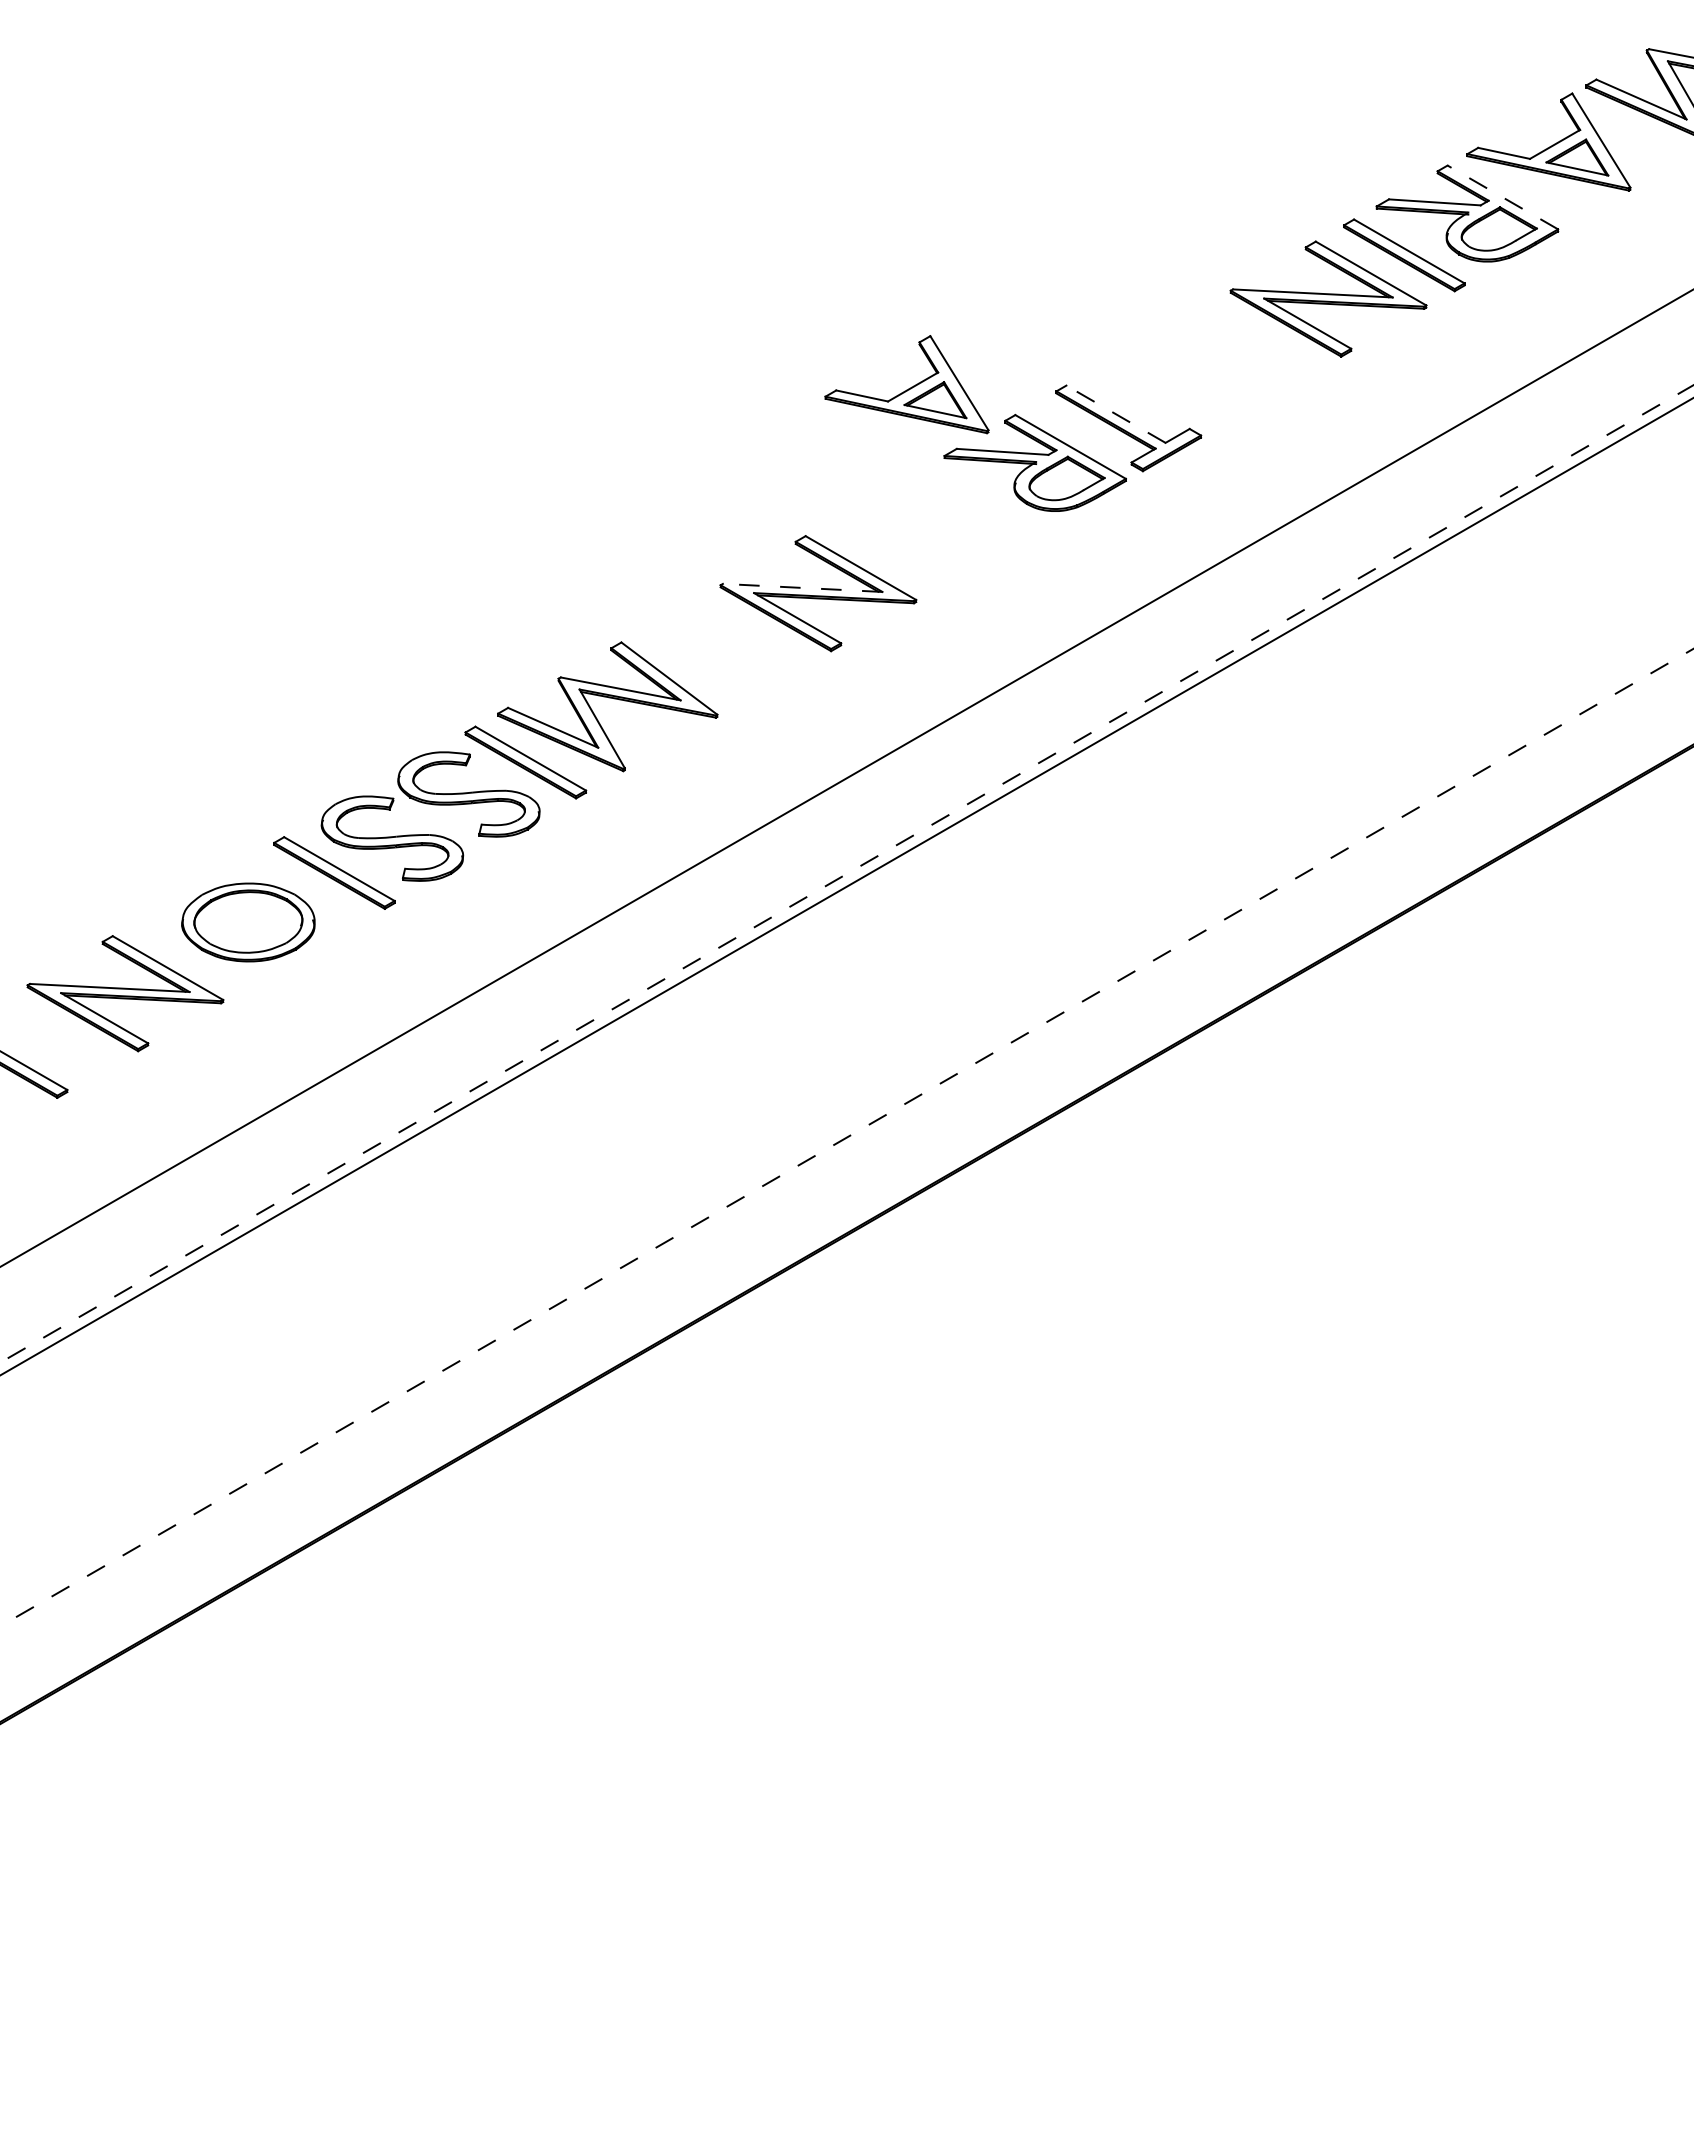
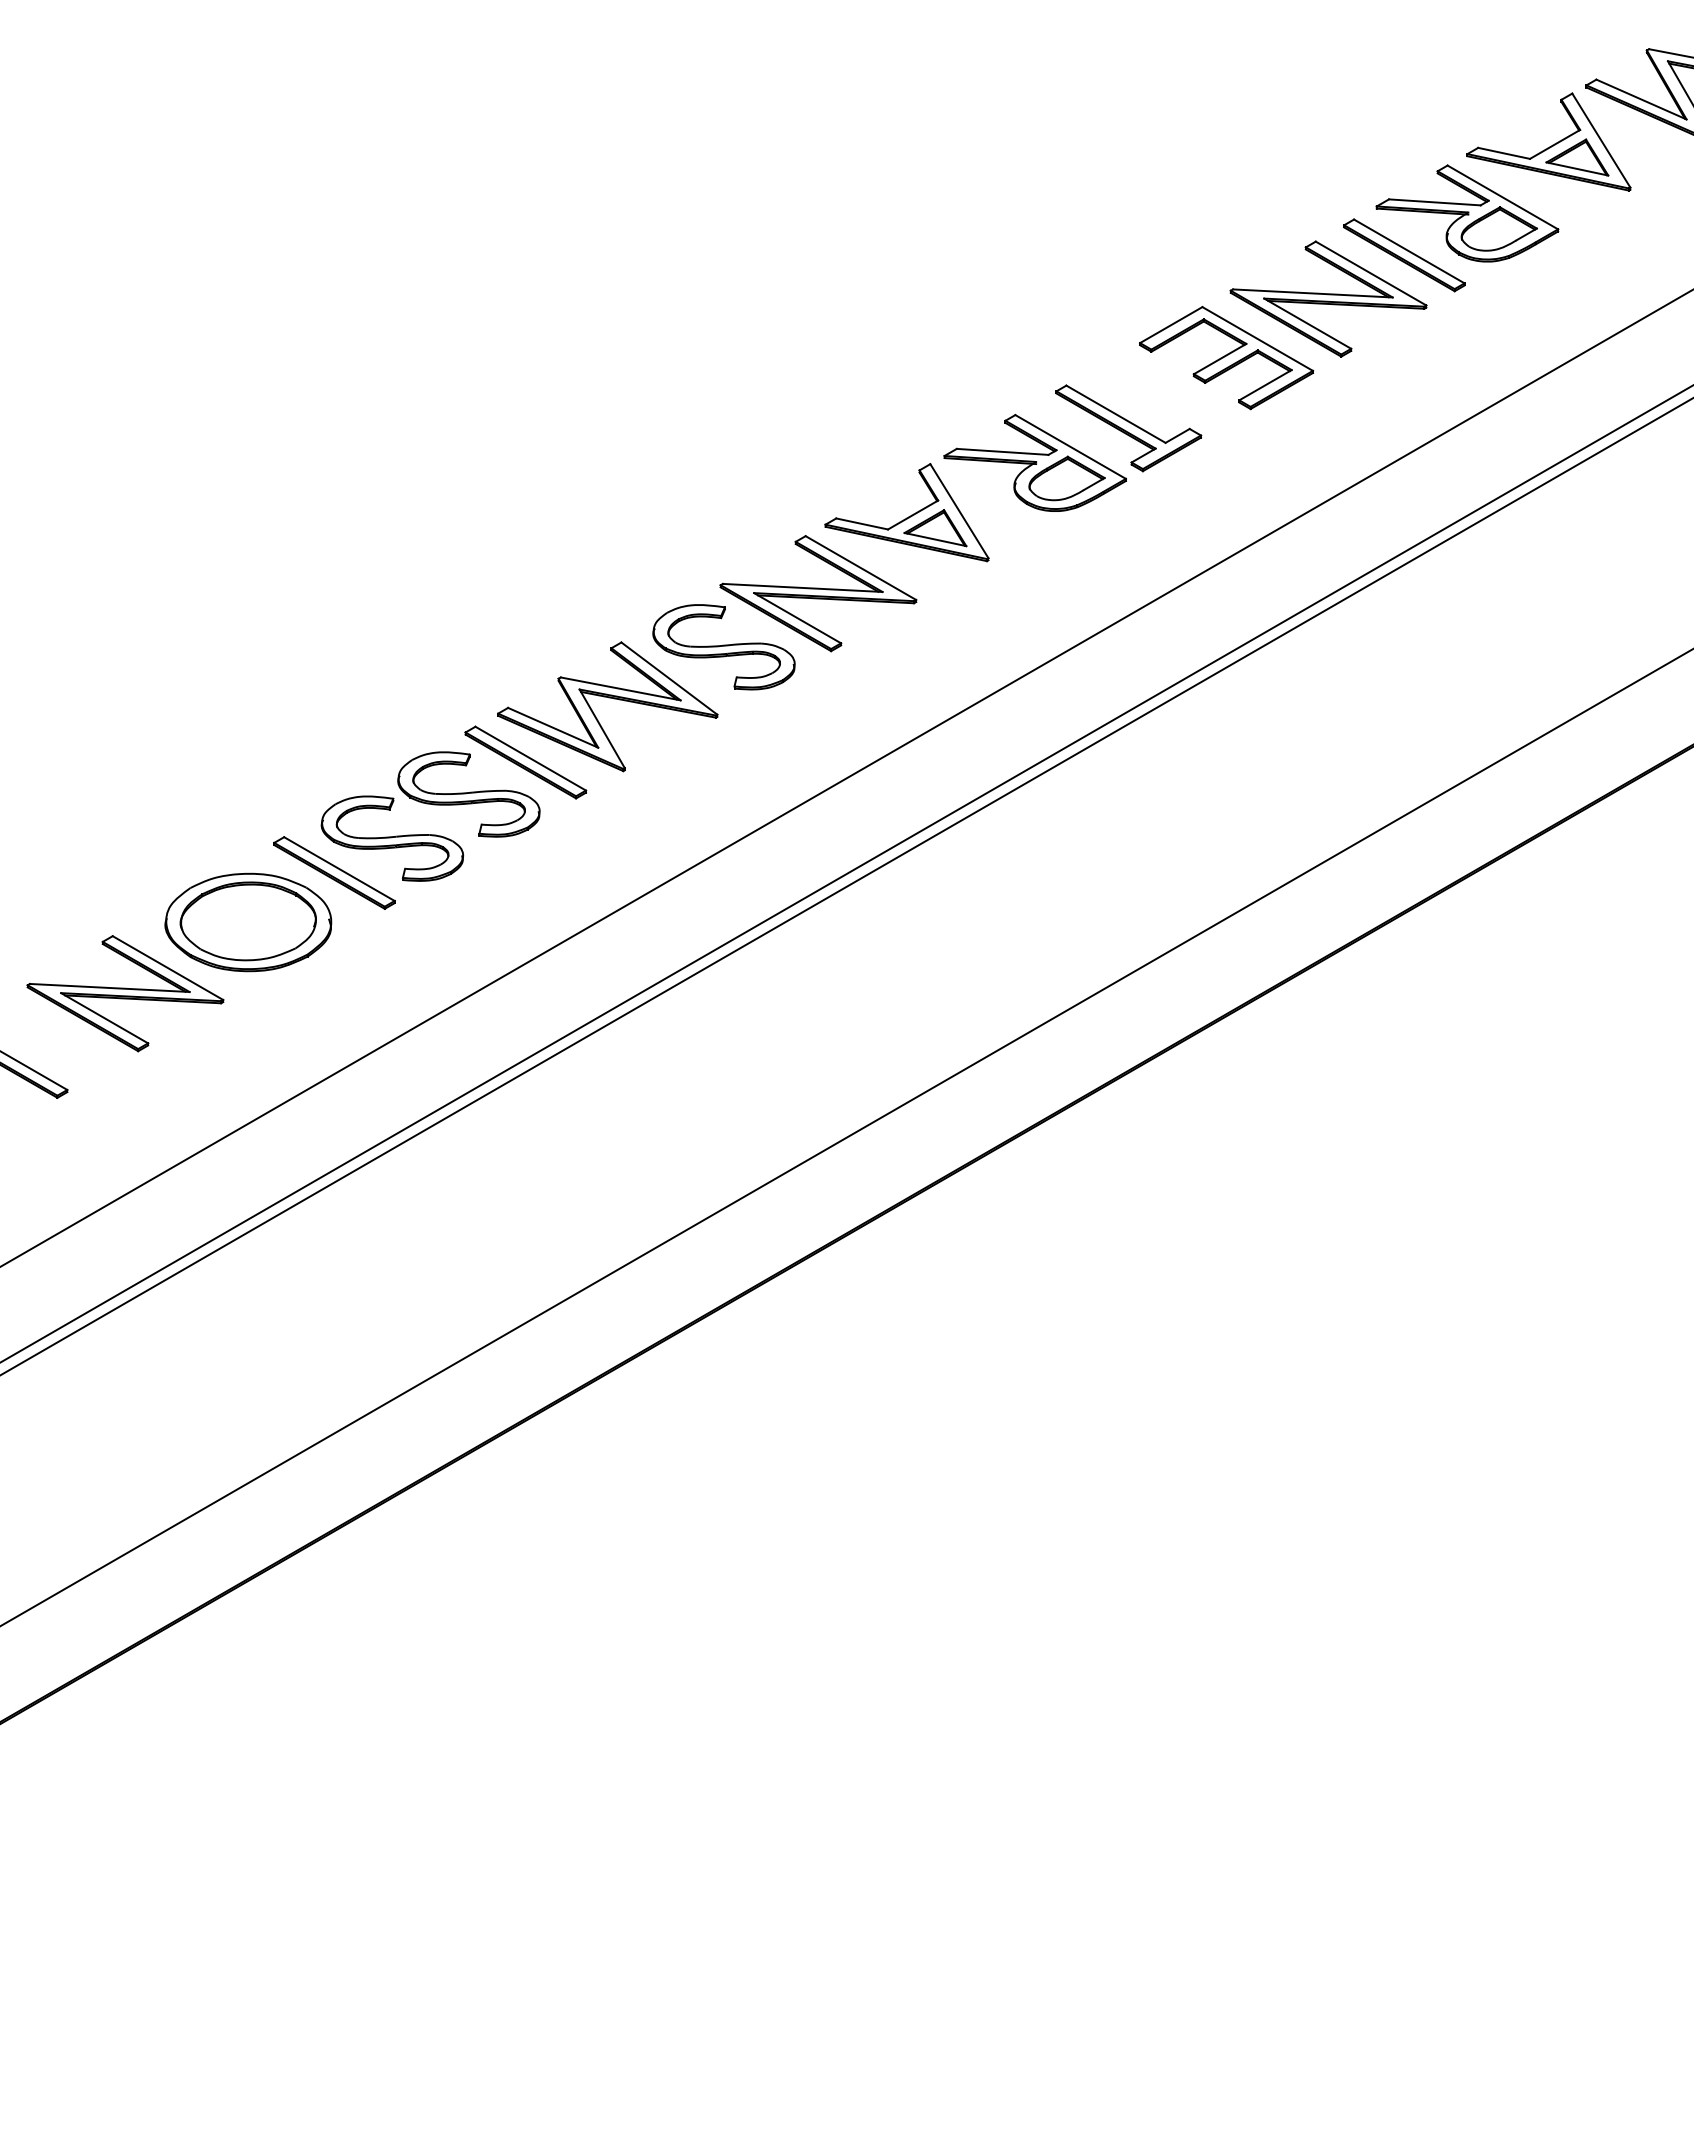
line: dashed -> solid (1502, 197)
part: none -> present (1226, 358)
part position: (906, 384) -> (906, 512) (906, 512)
line: dashed -> solid (1115, 414)
line: dashed -> solid (802, 587)
part: none -> present (723, 647)
line: dashed -> solid (847, 873)
part size: 135x81 px -> 169x101 px (248, 922)
line: dashed -> solid (846, 1137)
